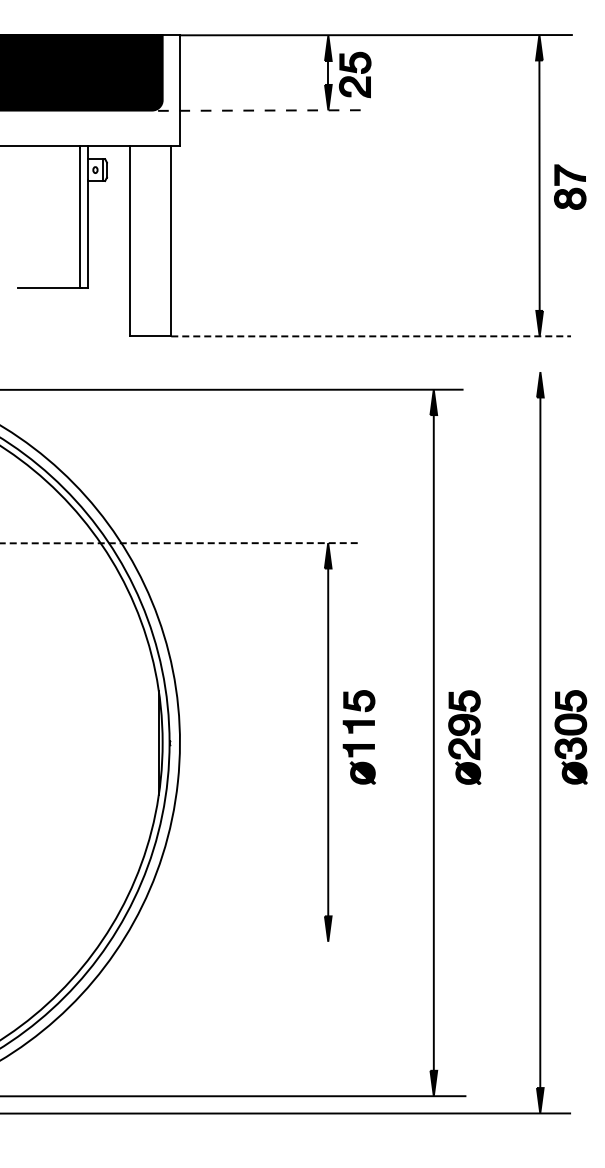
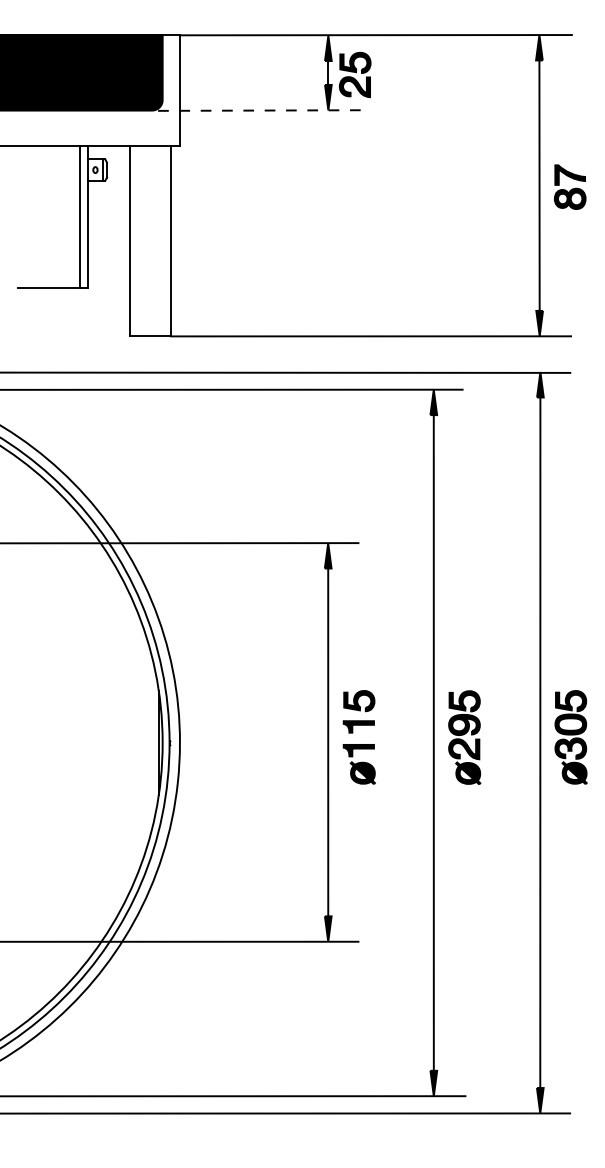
line: dashed -> solid (371, 336)
line: none -> present (286, 372)
line: dashed -> solid (179, 543)
line: none -> present (180, 941)
